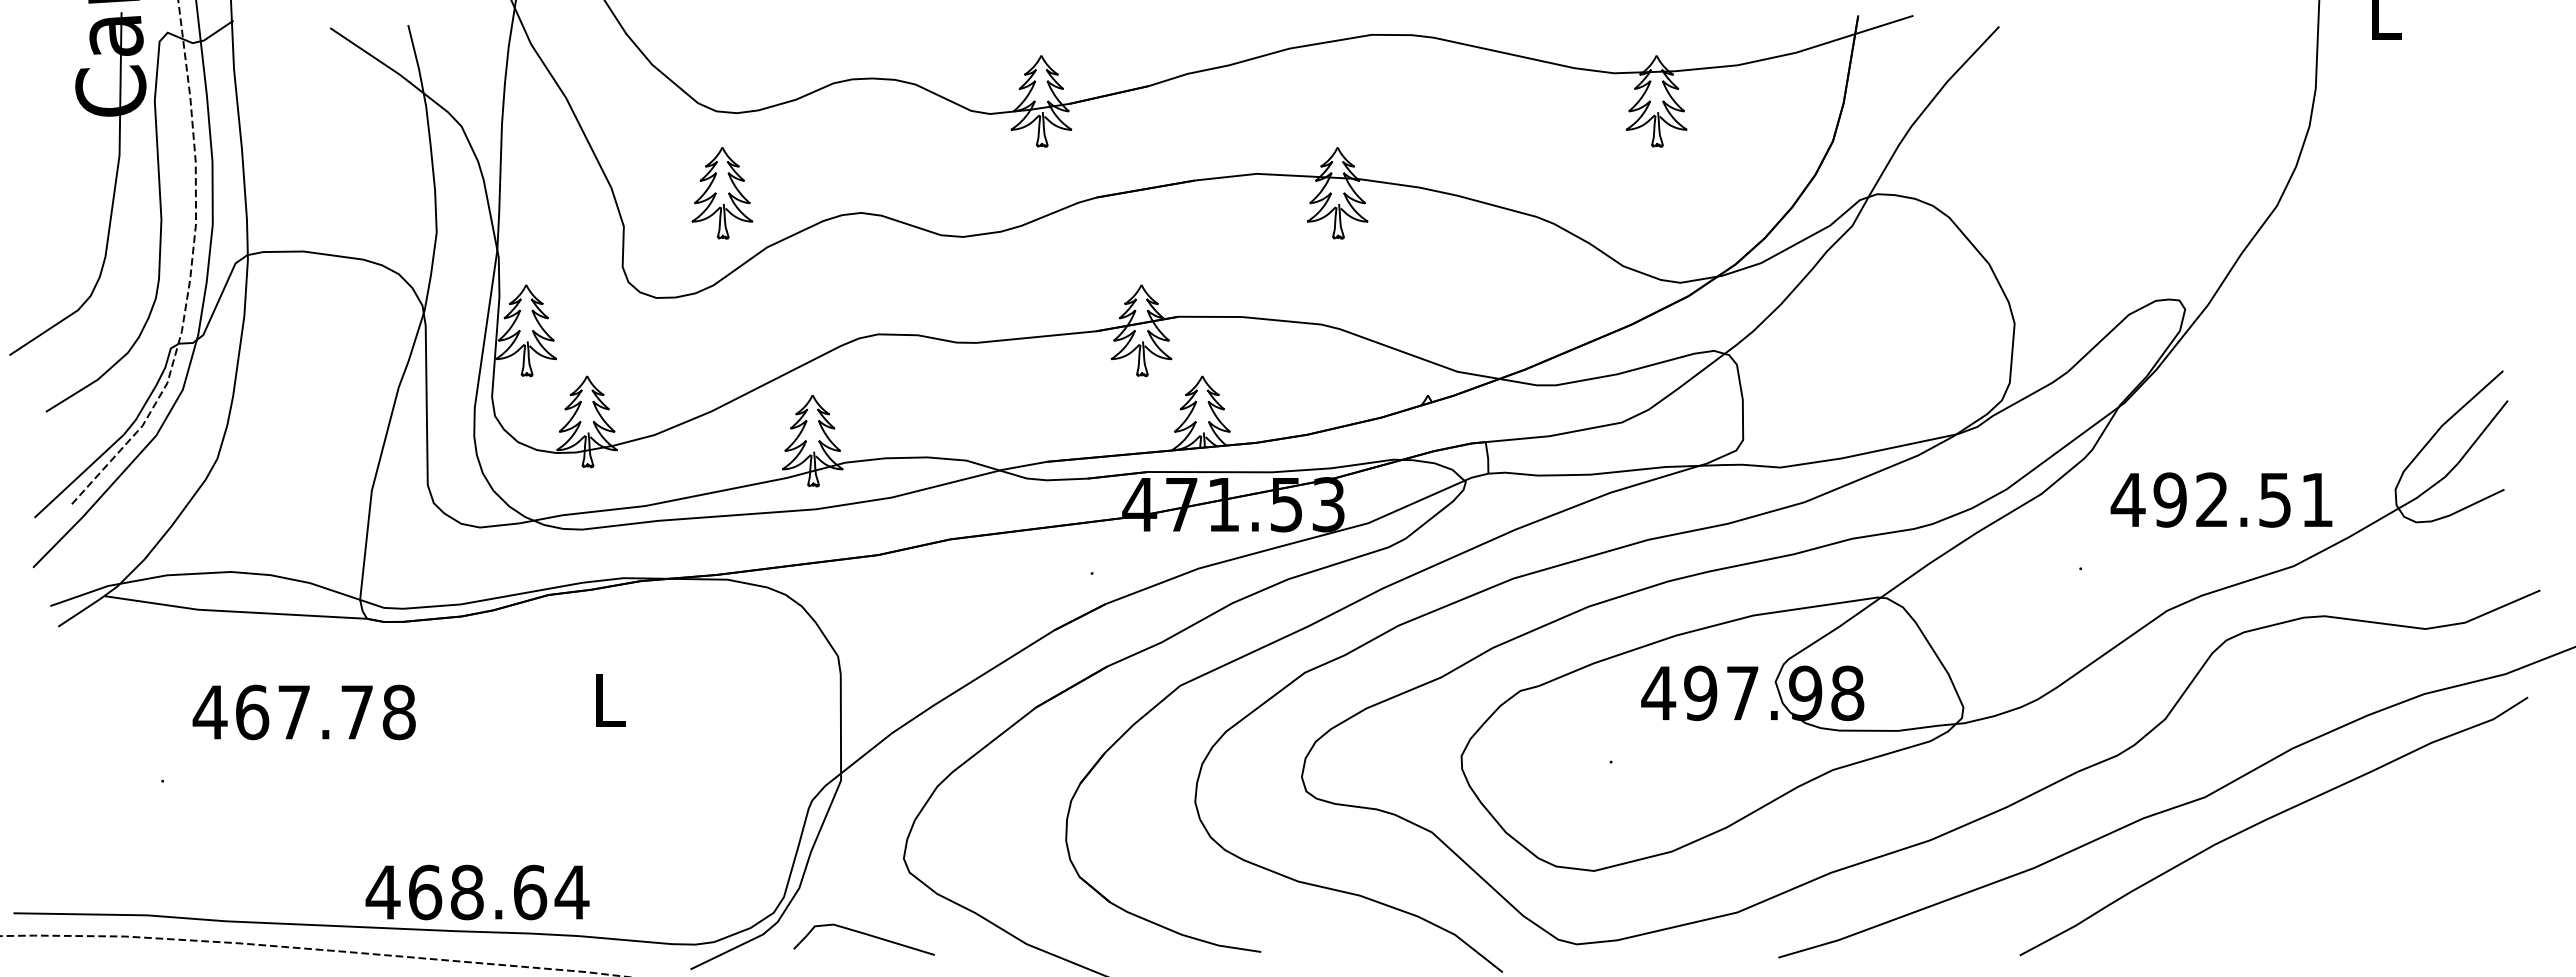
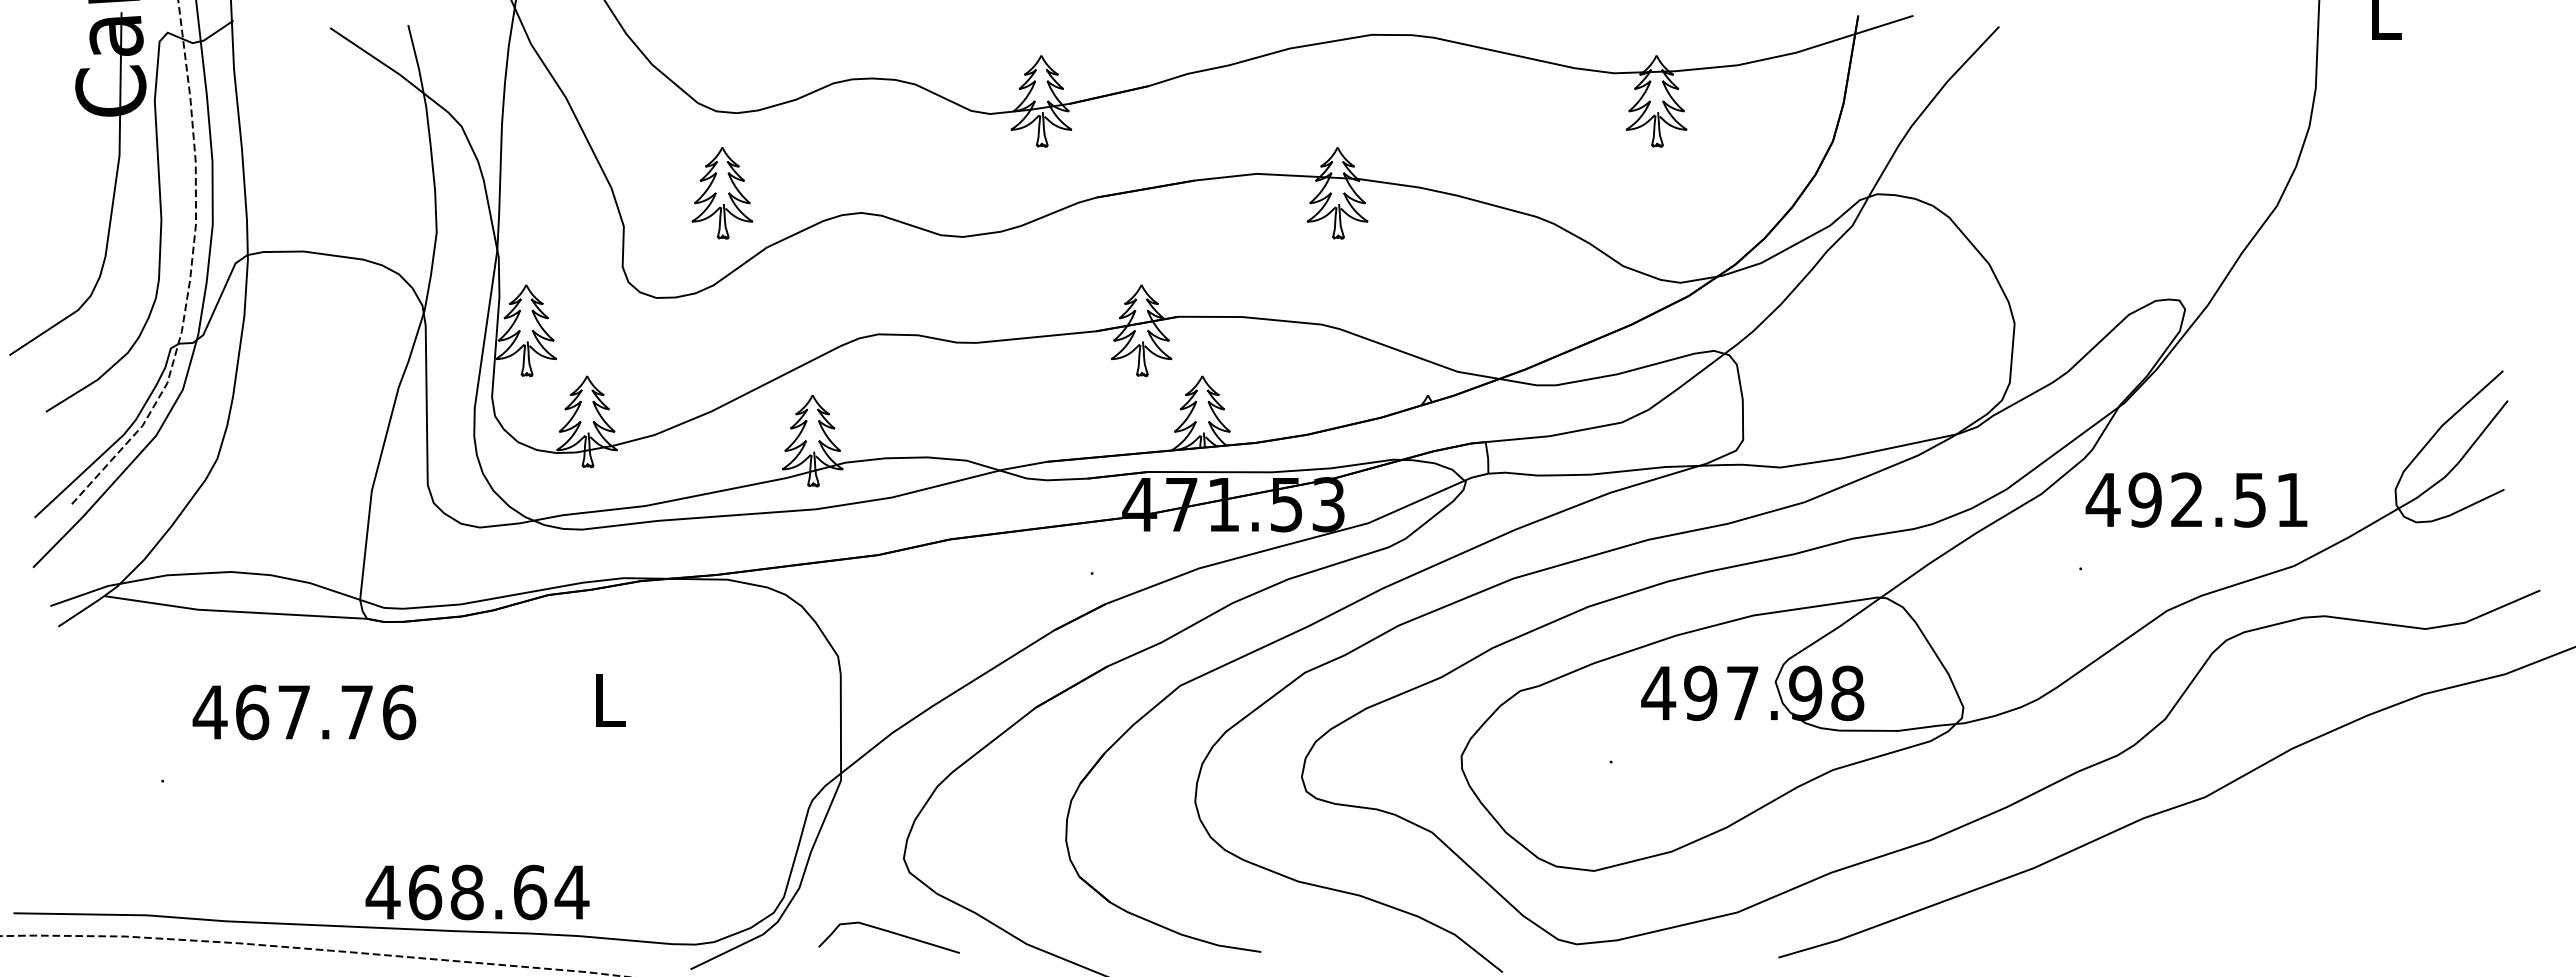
text position: (2221, 499) -> (2196, 499) (2196, 499)
text: 467.78 -> 467.76 (399, 712)
curve: present -> none (2269, 819)
curve position: (863, 934) -> (888, 932) (888, 932)
